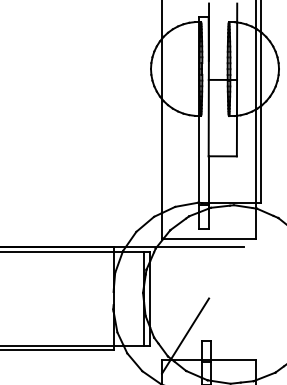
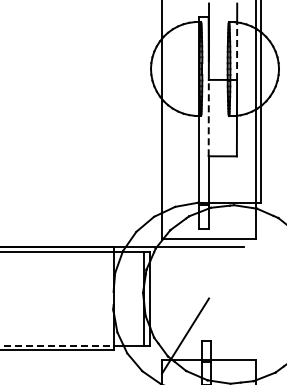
line: solid -> dashed (237, 51)
line: solid -> dashed (208, 117)
line: solid -> dashed (57, 345)
